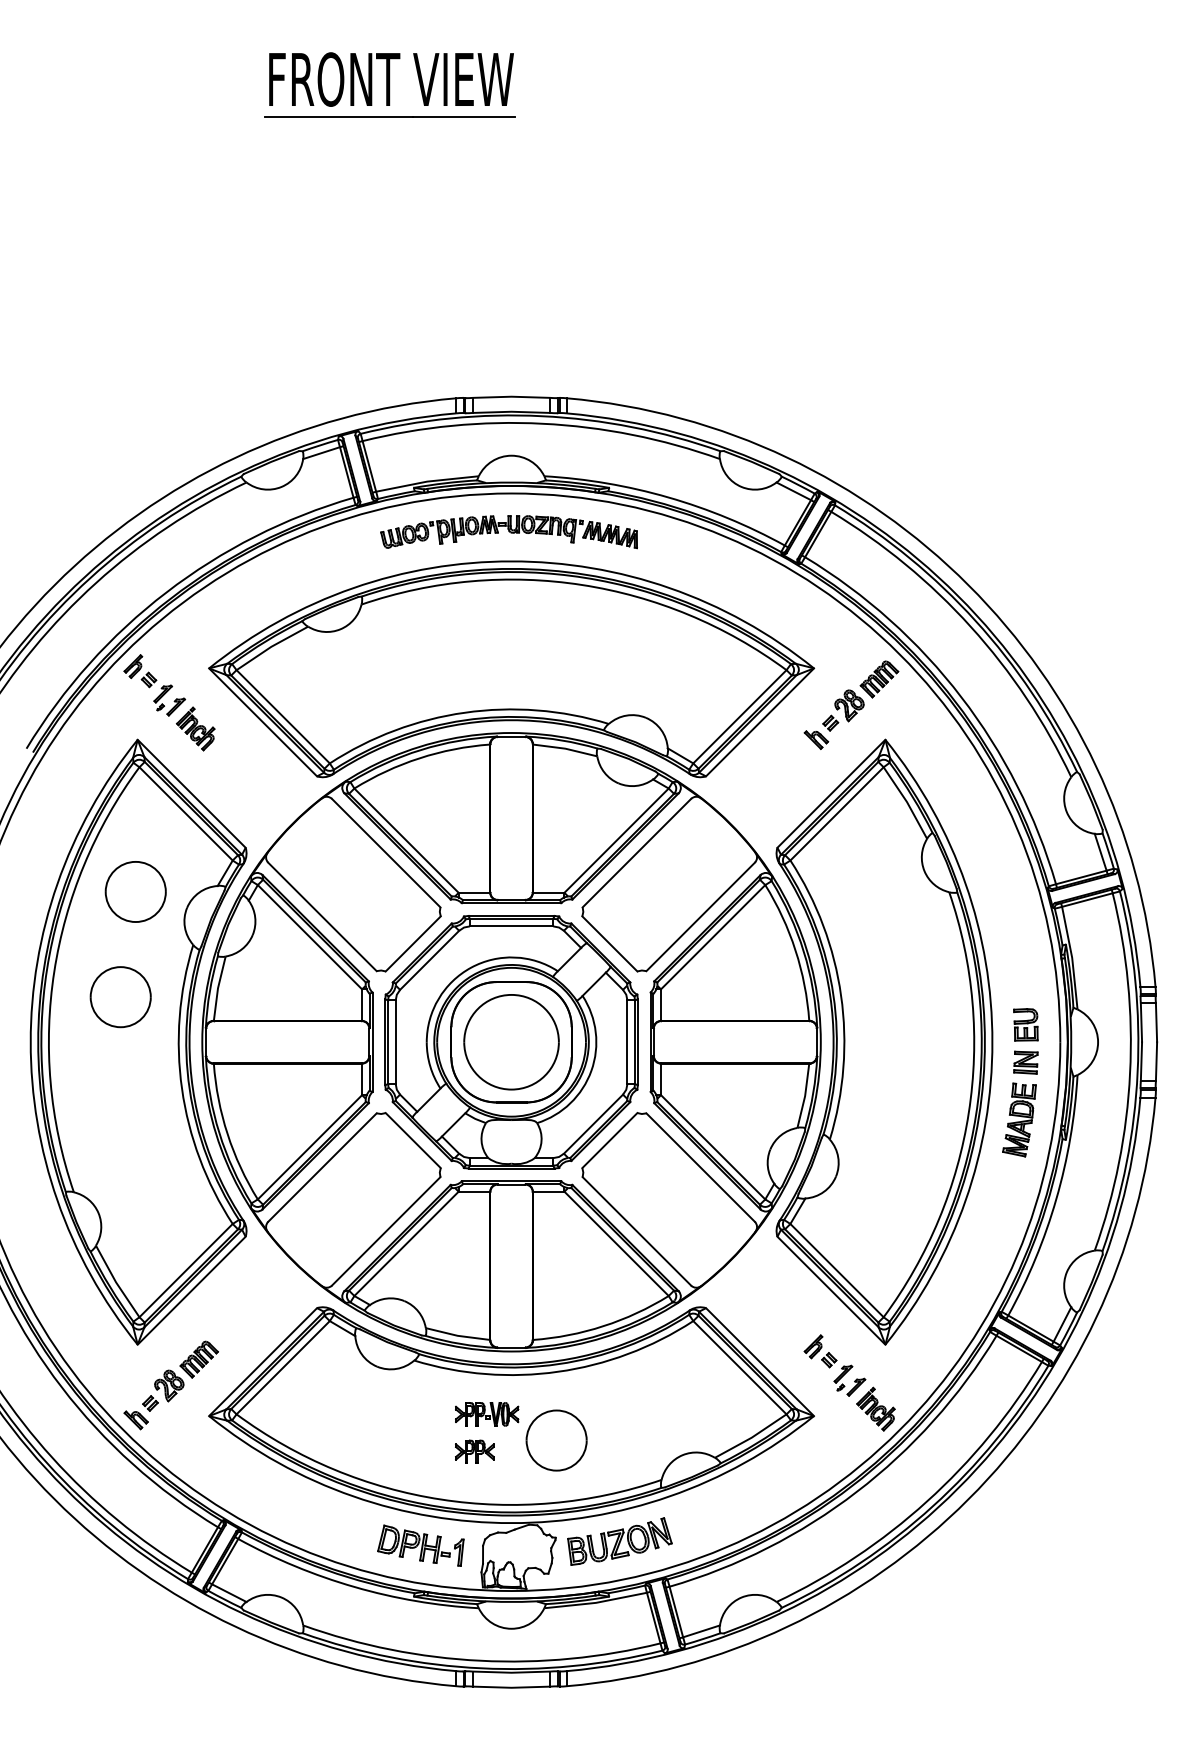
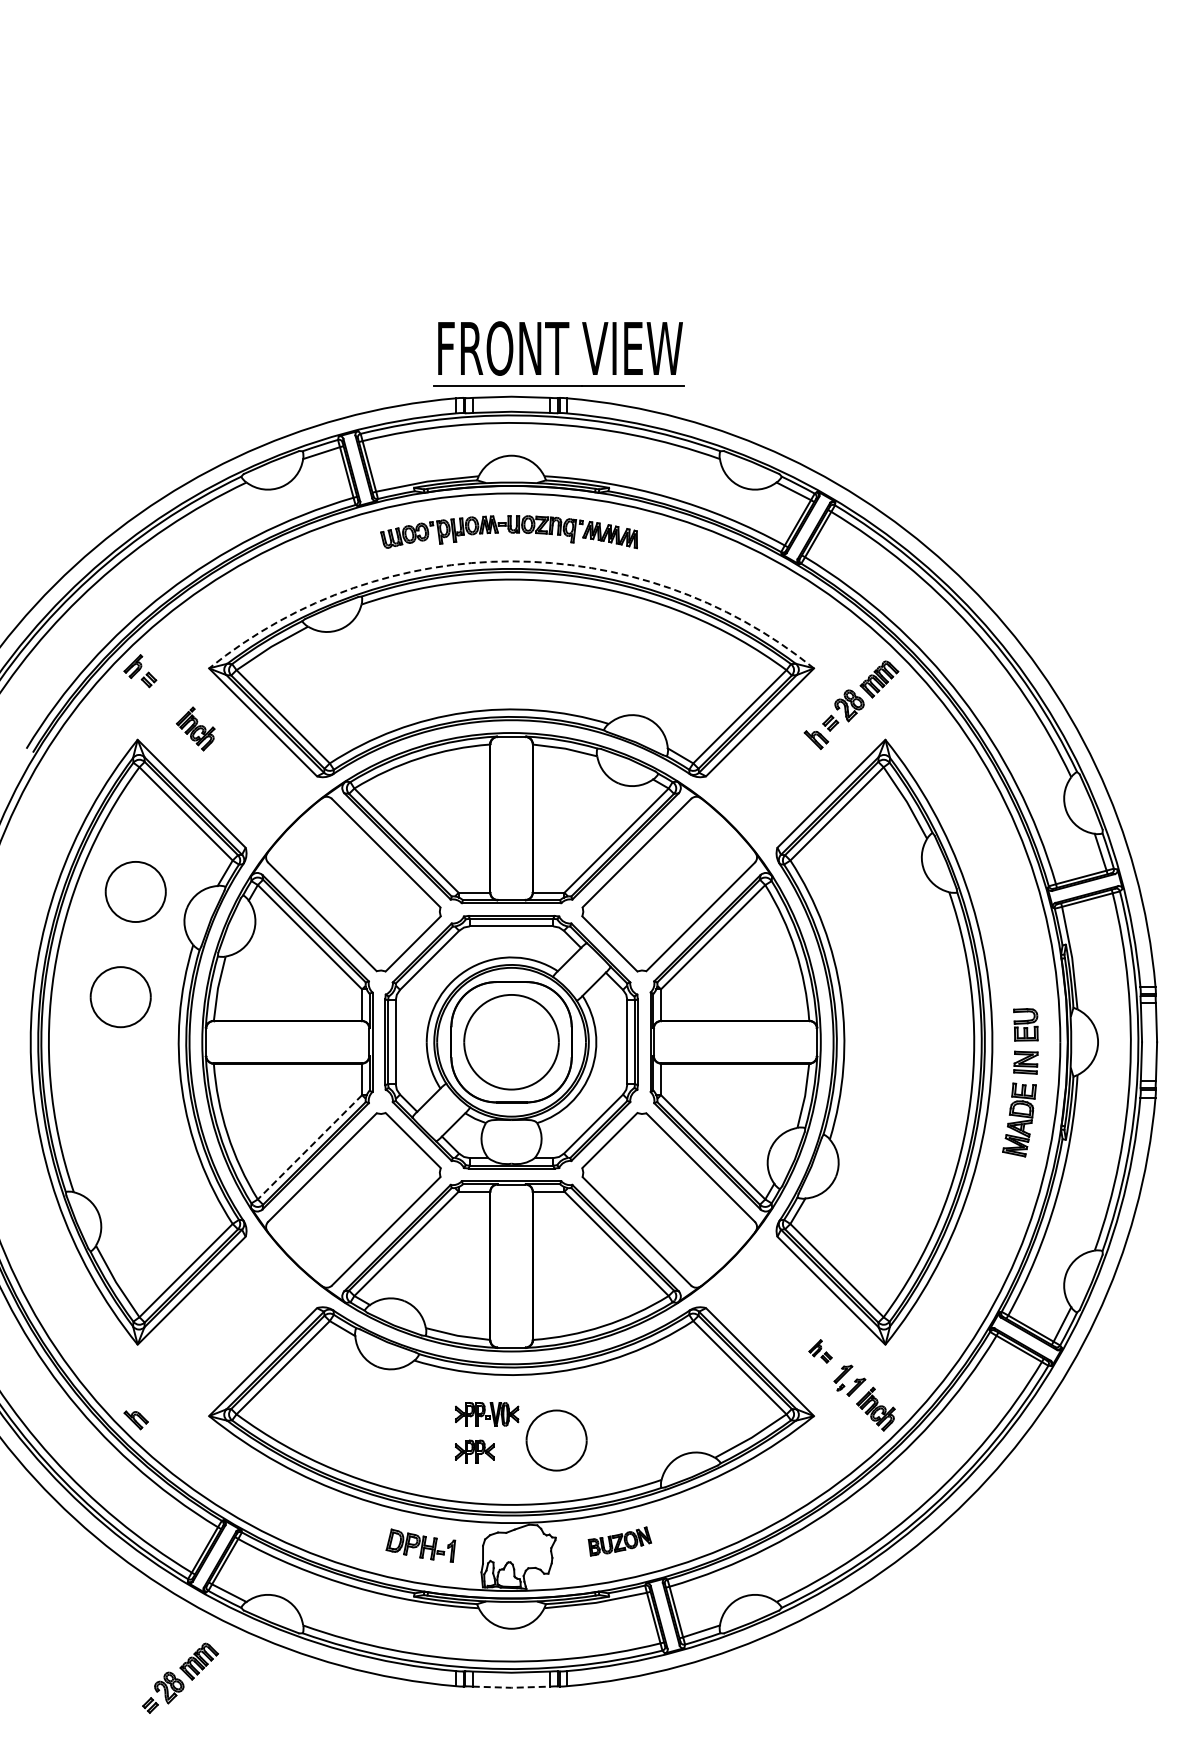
part position: (389, 84) -> (558, 353) (558, 353)
arc: solid -> dashed (511, 561)
part: present -> none (169, 700)
line: solid -> dashed (309, 1147)
part size: 35x35 px -> 25x25 px (820, 1351)
part position: (180, 1375) -> (180, 1677) (180, 1677)
part size: 106x49 px -> 66x31 px (619, 1541)
part size: 88x43 px -> 72x35 px (420, 1545)
line: solid -> dashed (511, 1687)
